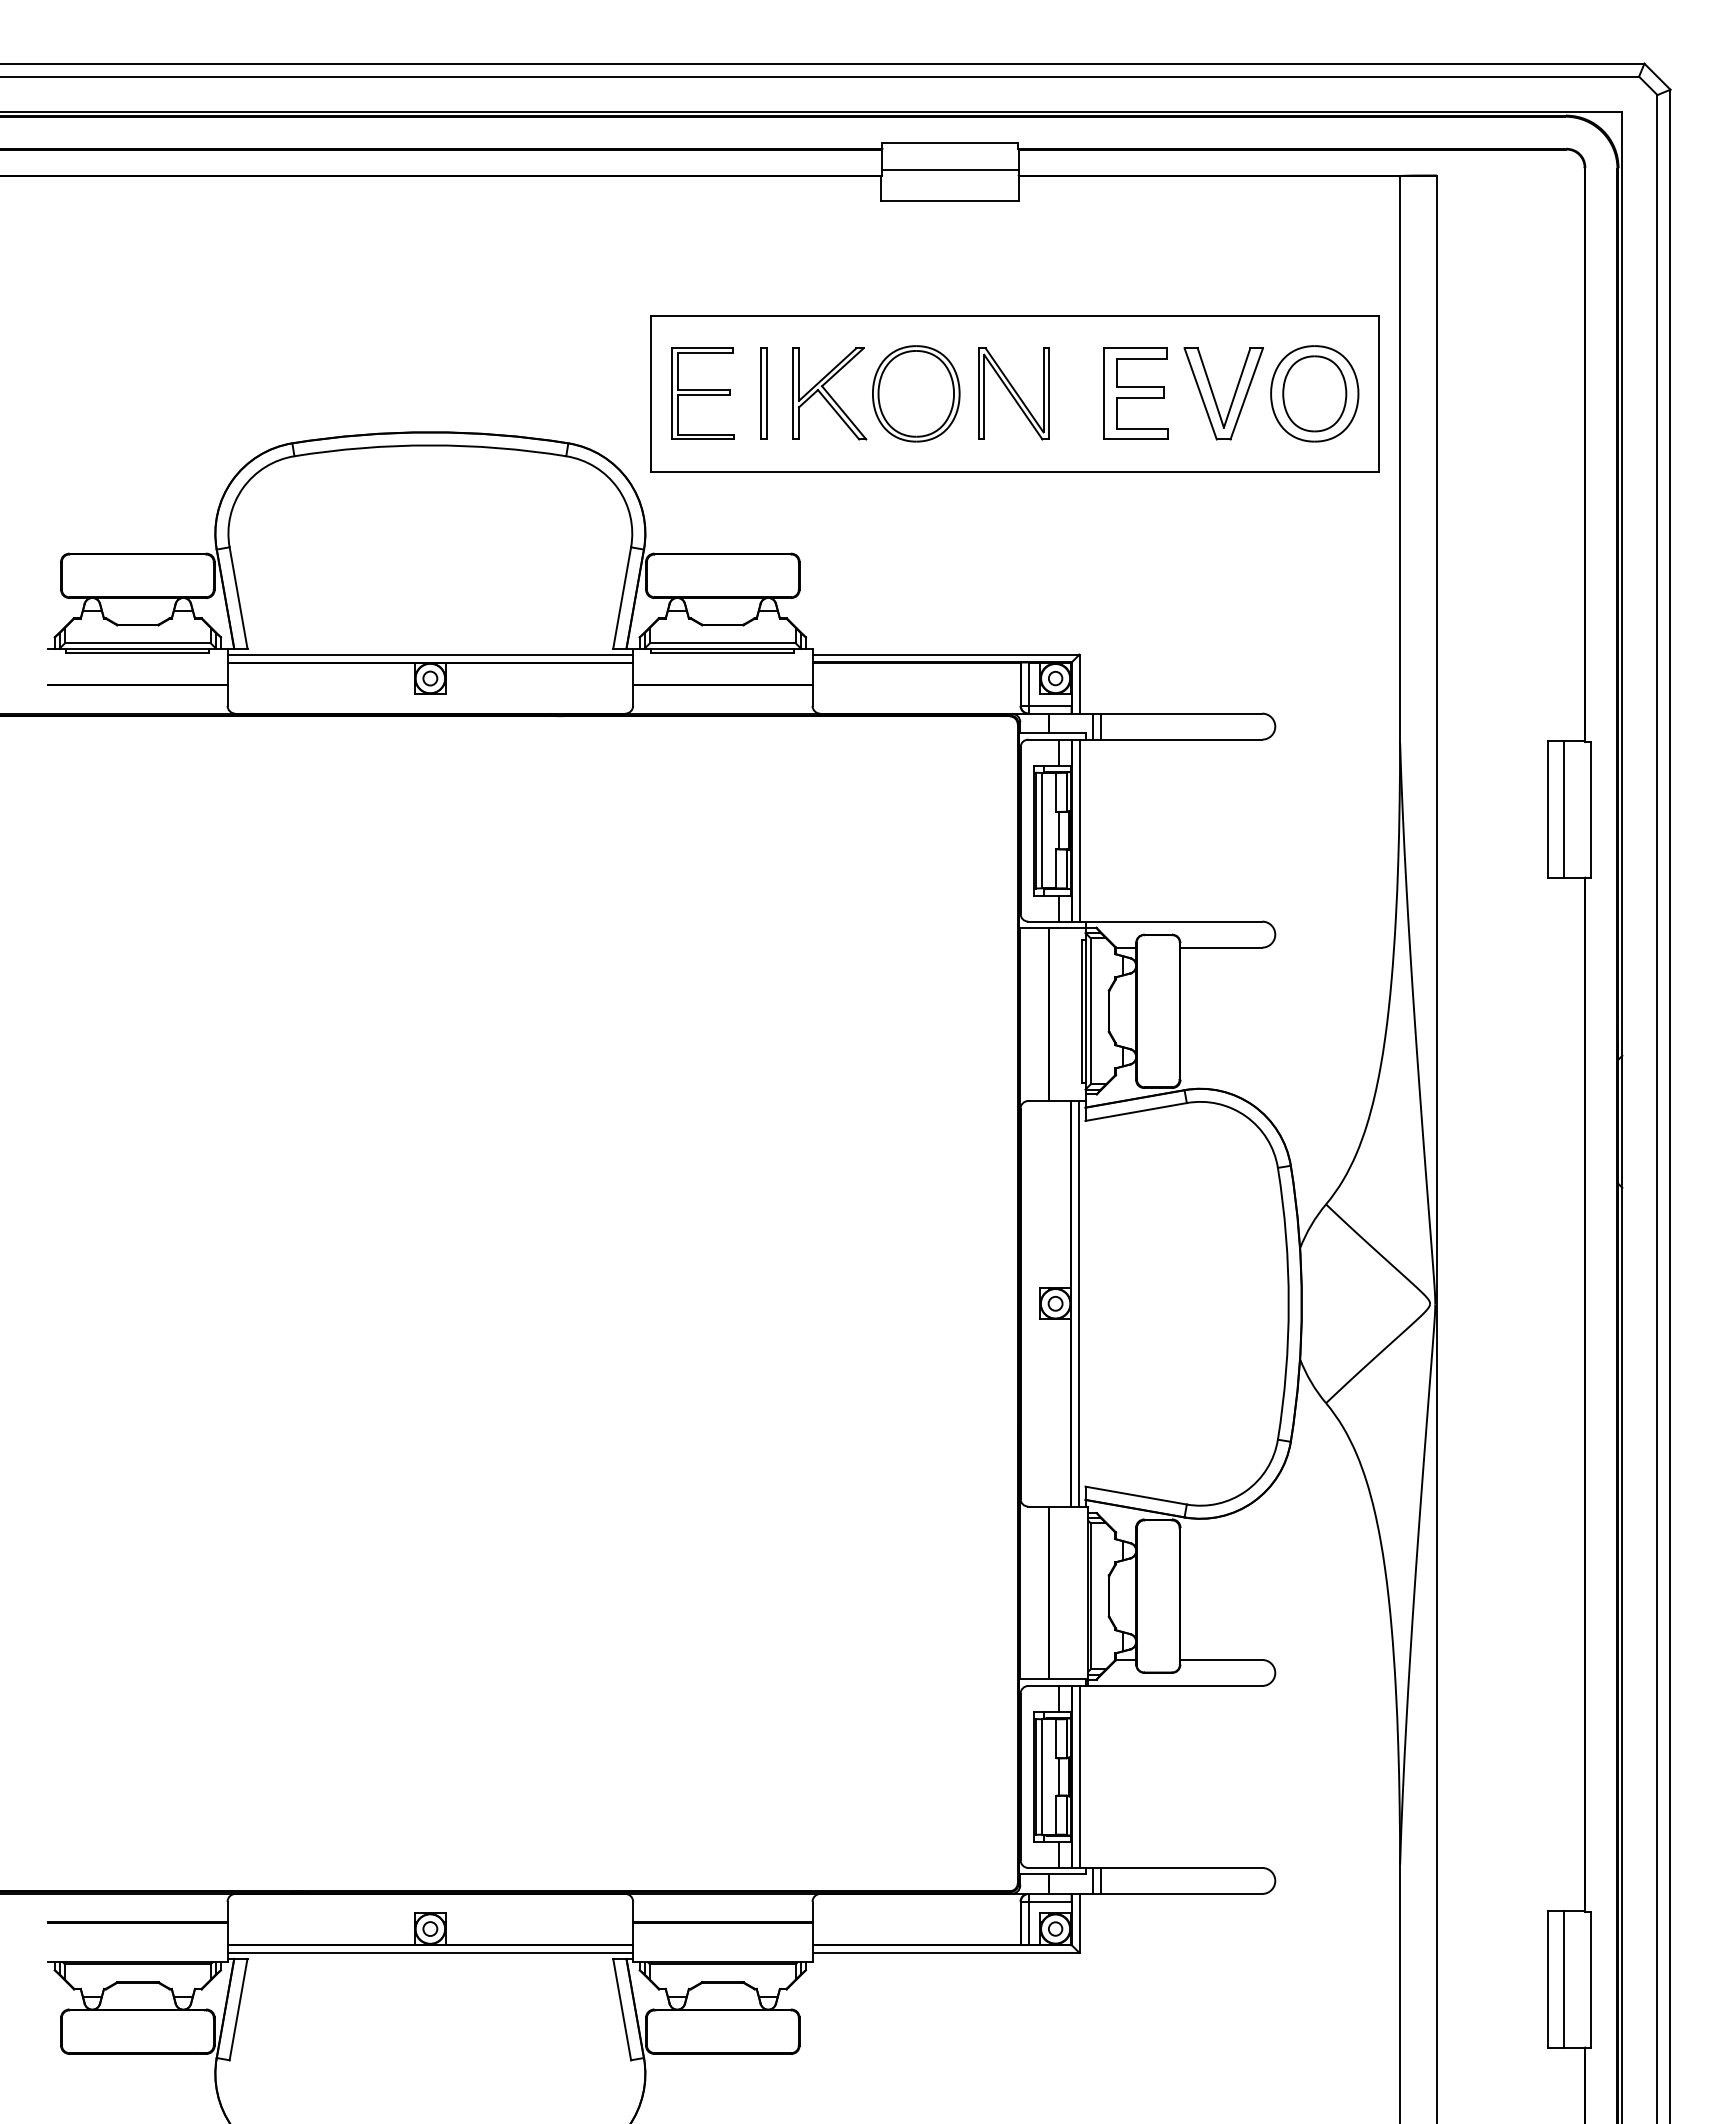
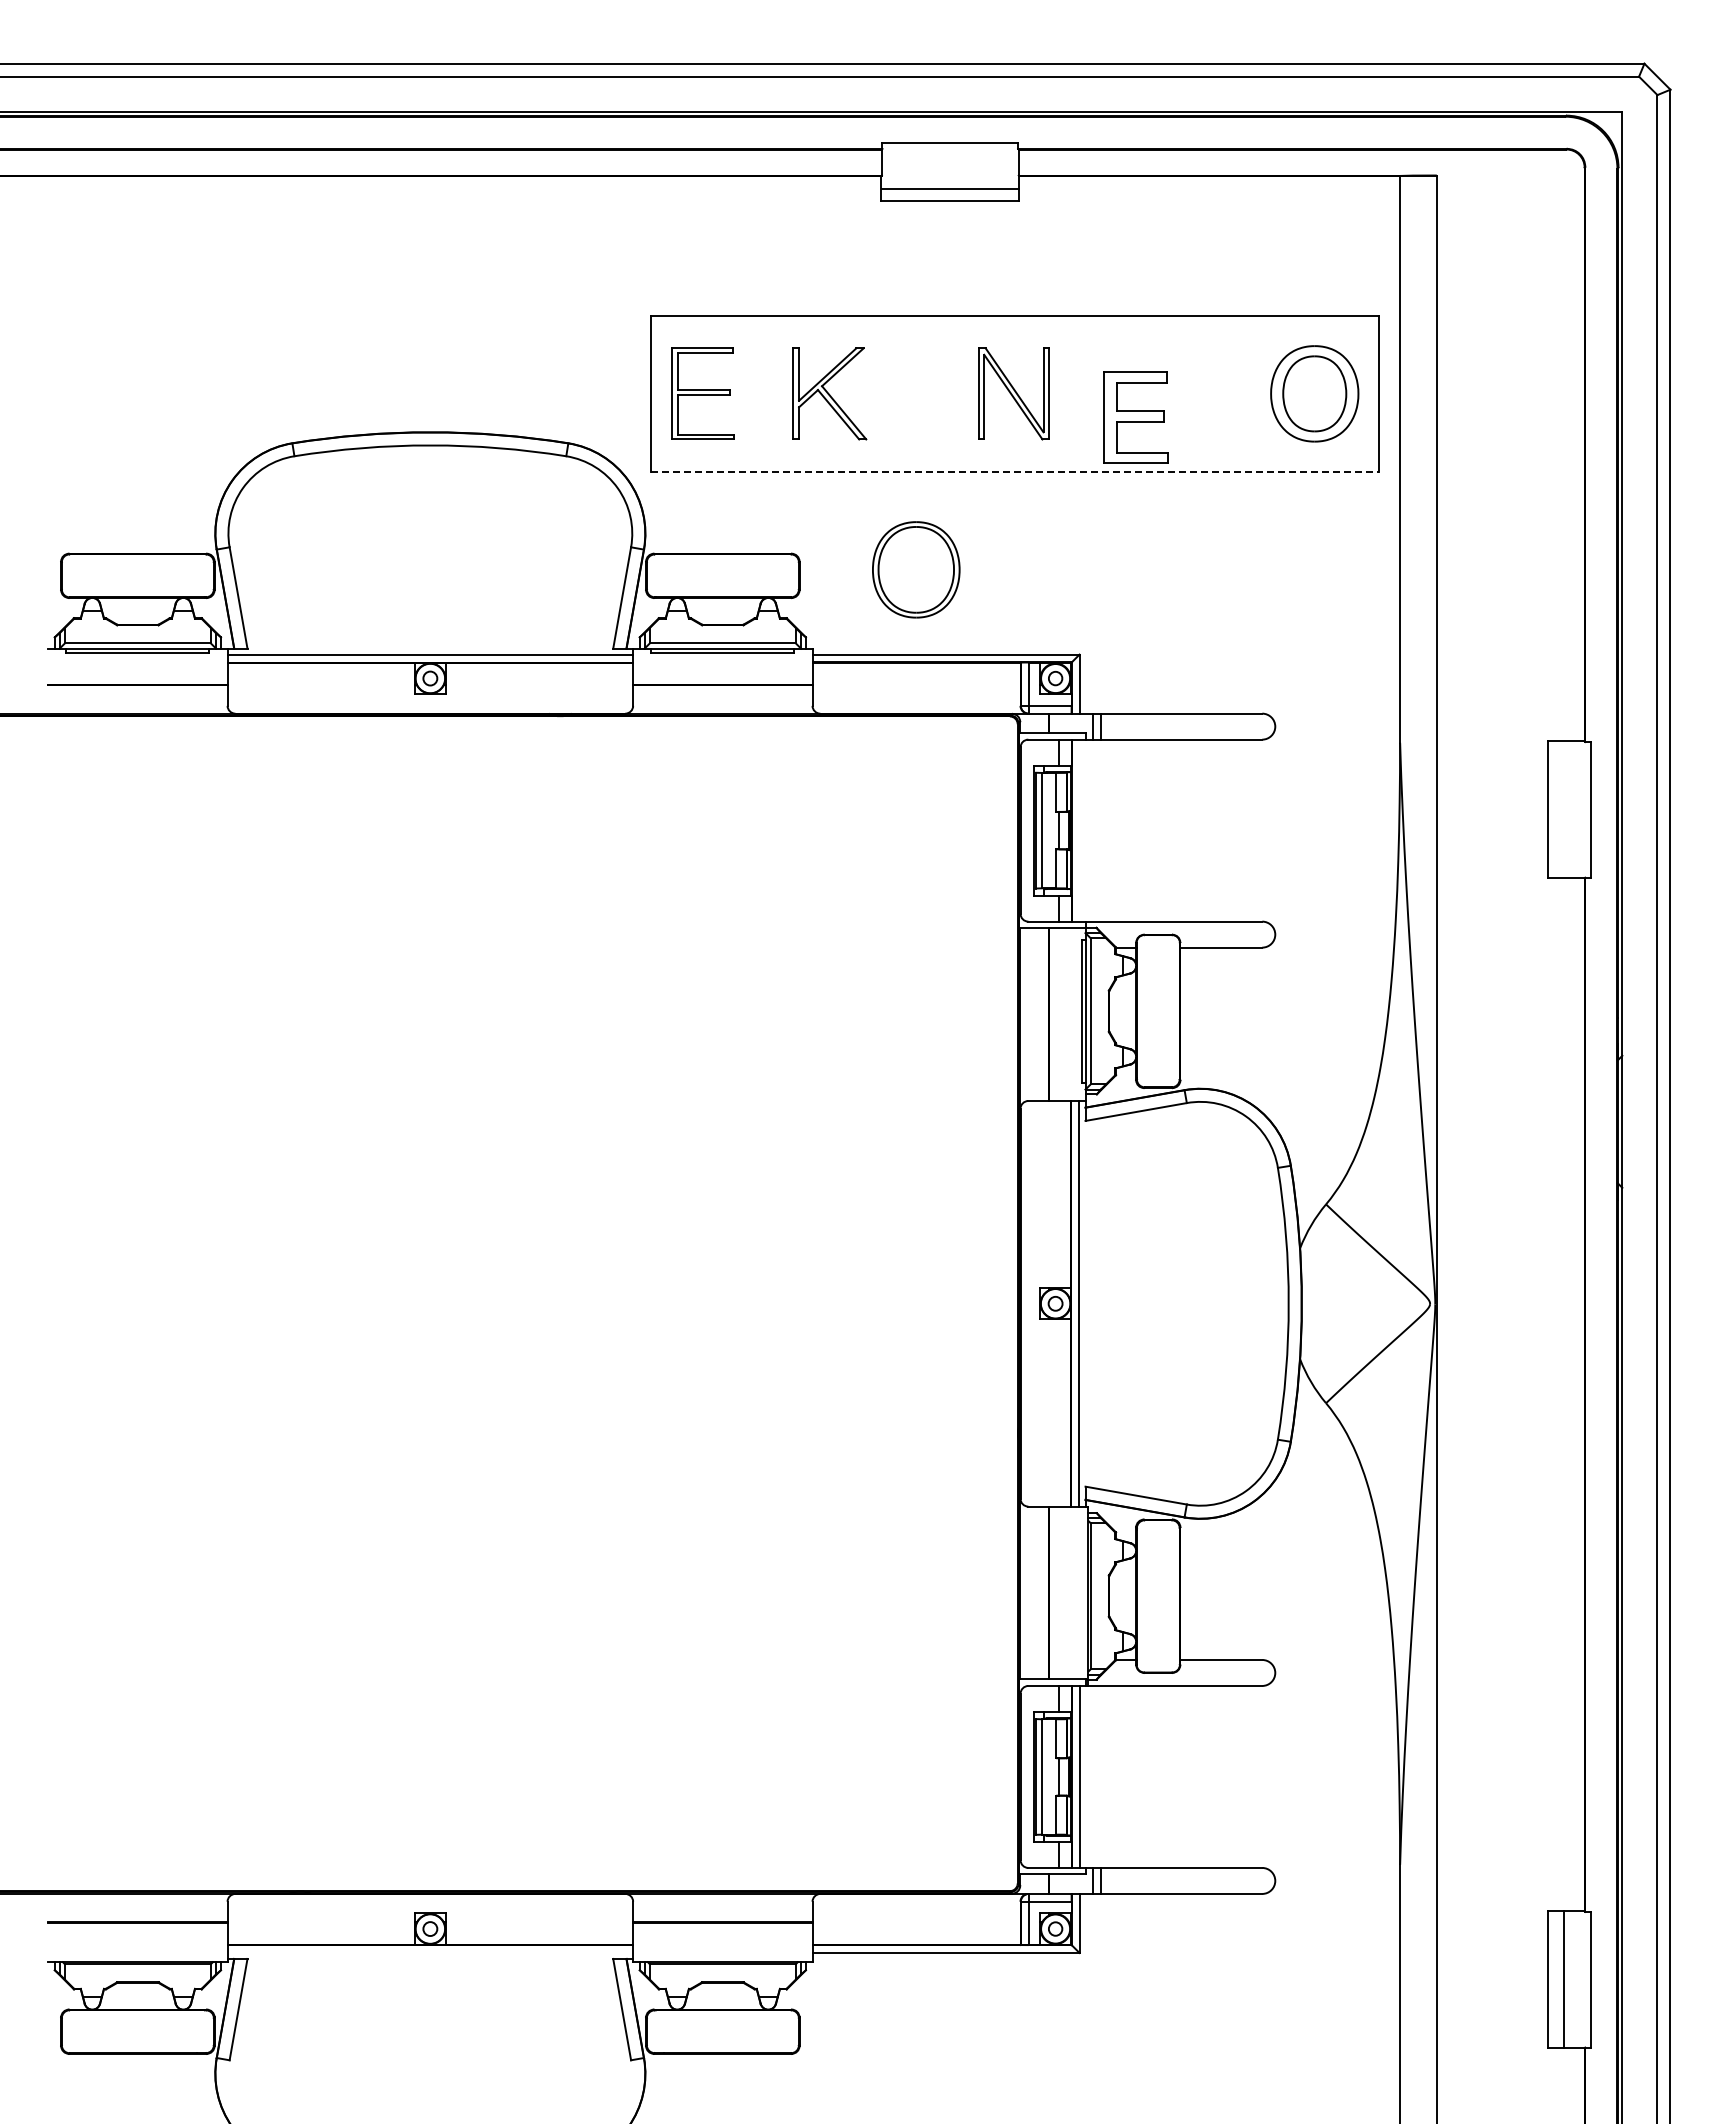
line position: (949, 170) -> (949, 189) (949, 189)
part: present -> none (763, 393)
part position: (916, 393) -> (916, 569) (916, 569)
part position: (1135, 393) -> (1135, 417) (1135, 417)
part: present -> none (1214, 395)
line: solid -> dashed (1015, 471)
line: present -> none (1563, 809)
line: present -> none (1079, 830)
line: present -> none (430, 1952)
